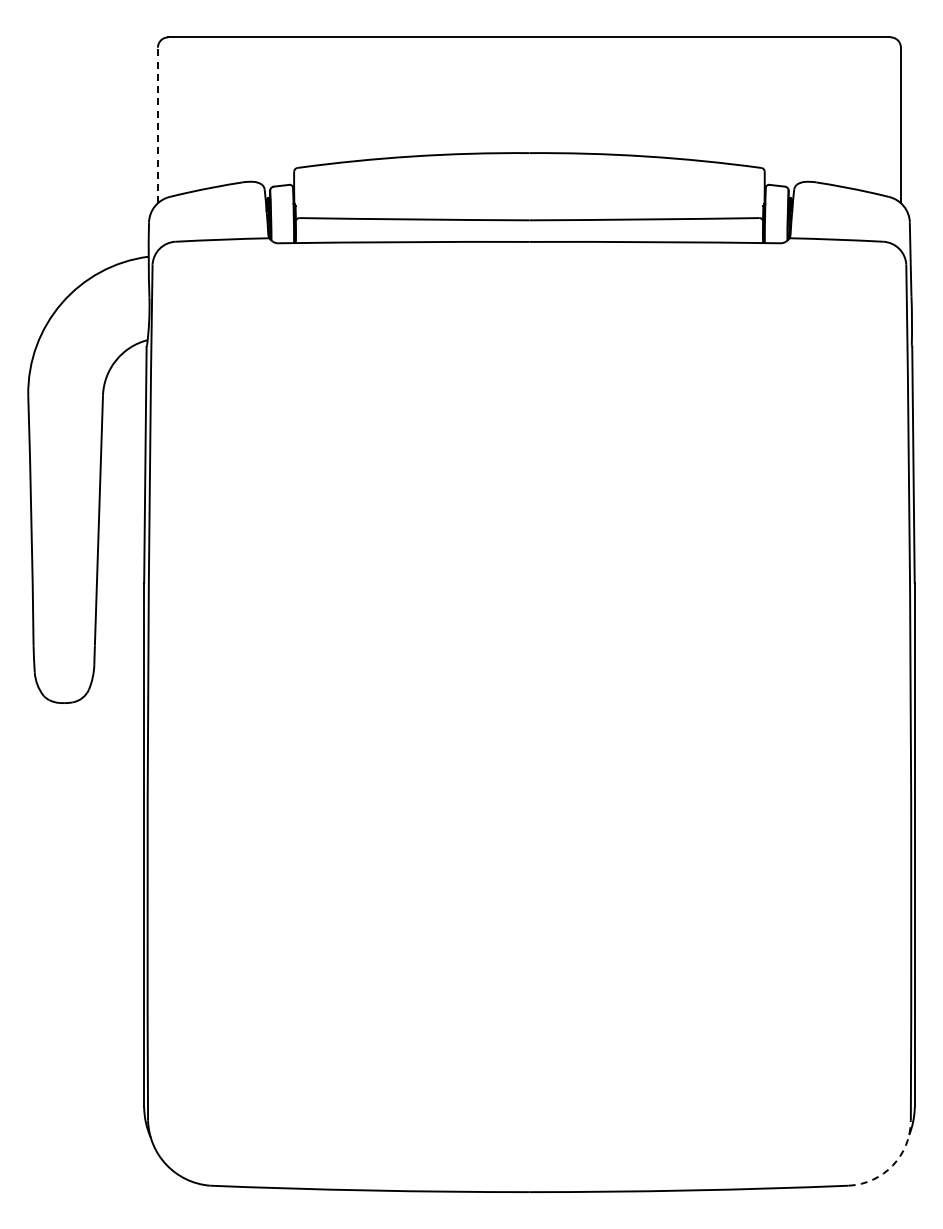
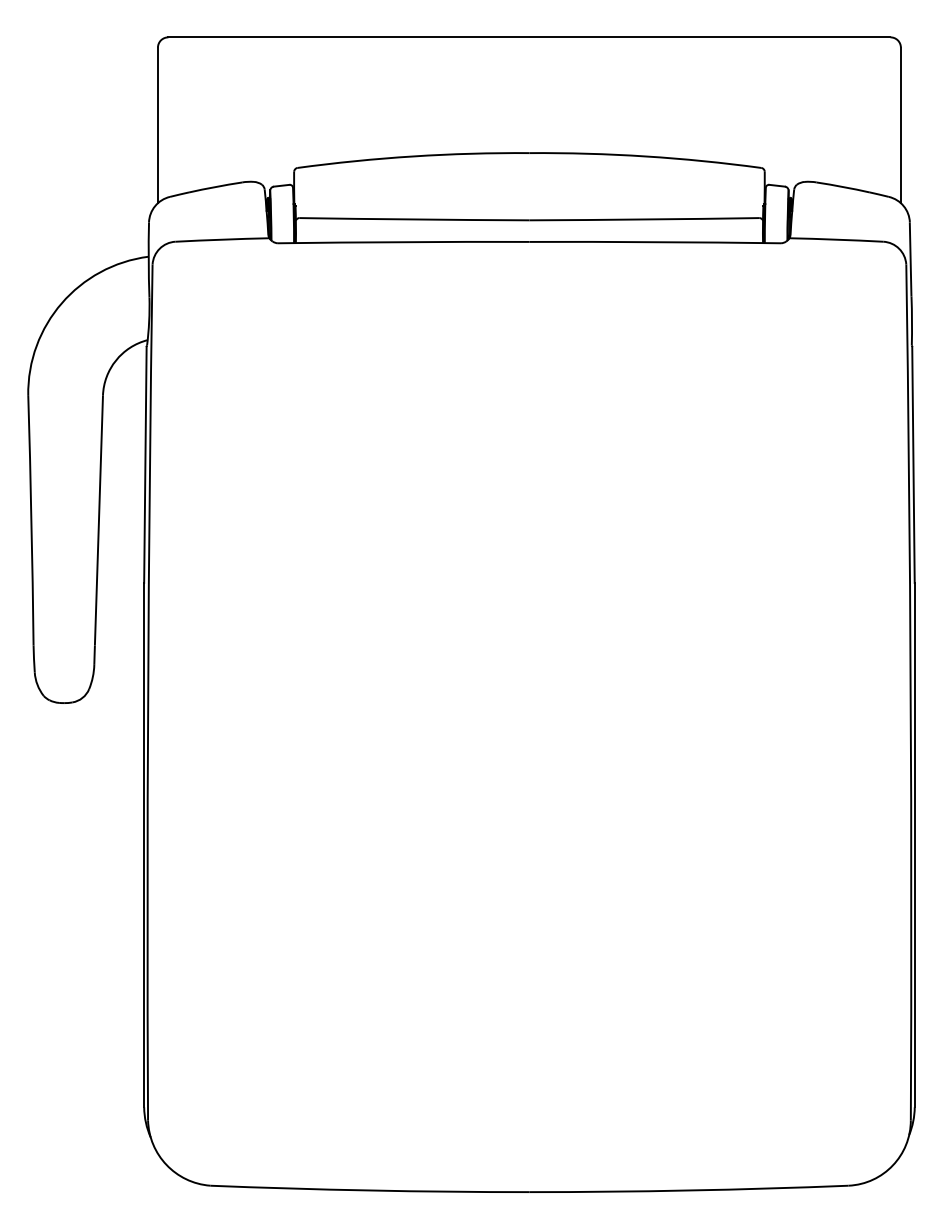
line: dashed -> solid (157, 125)
arc: dashed -> solid (892, 1165)
